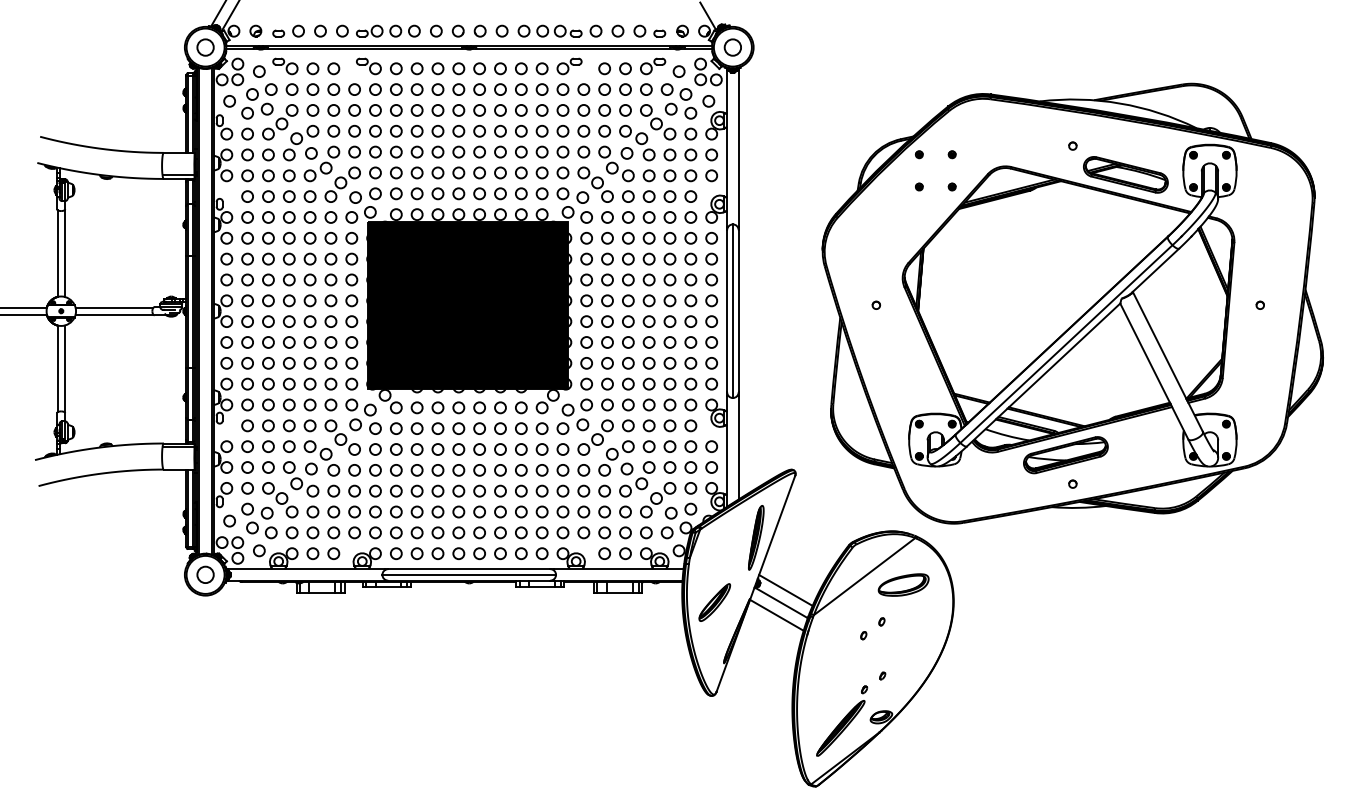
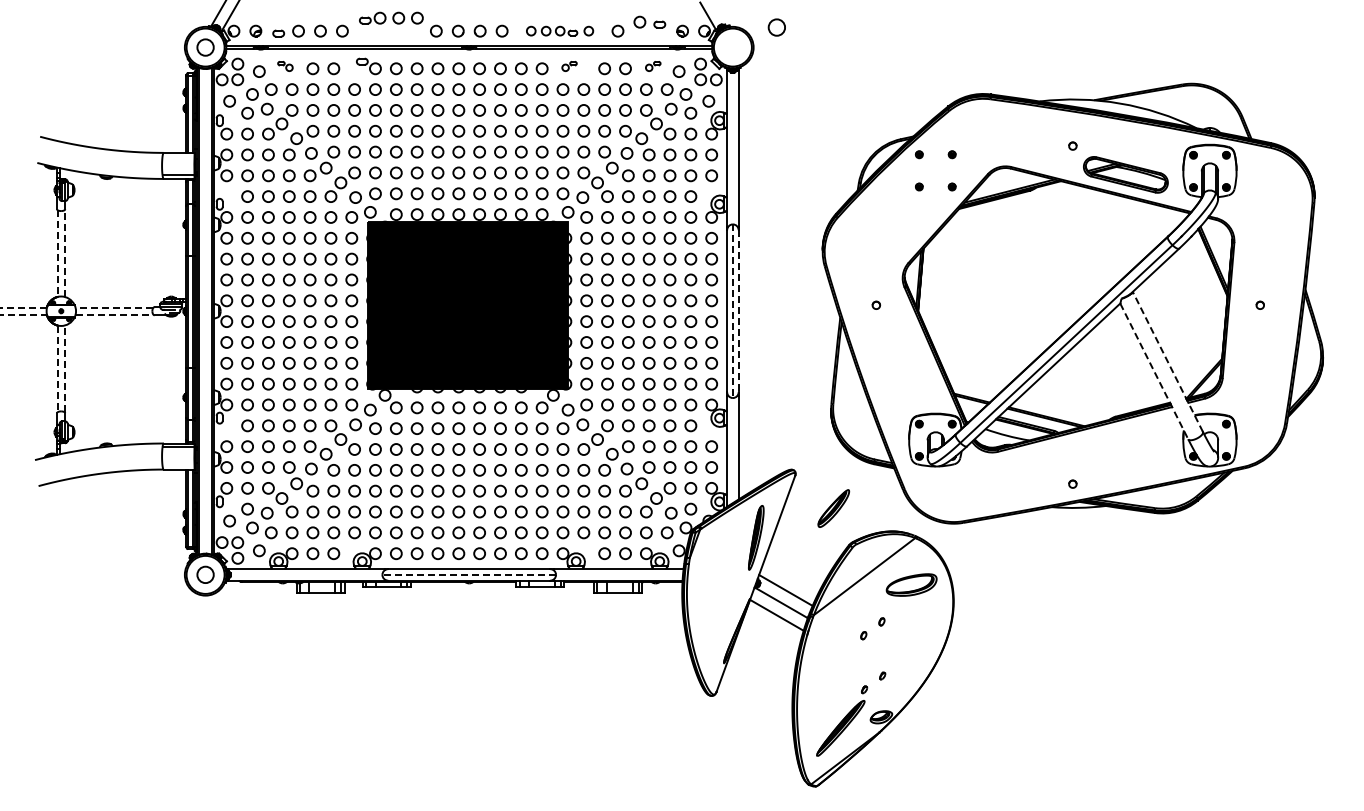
part position: (388, 30) -> (391, 17) (391, 17)
part size: 86x14 px -> 69x12 px (560, 30)
part position: (649, 30) -> (649, 21) (649, 21)
circle position: (732, 47) -> (776, 27) (776, 27)
part size: 27x19 px -> 17x11 px (285, 66)
part size: 27x19 px -> 17x11 px (569, 66)
part size: 27x19 px -> 17x11 px (653, 66)
line: solid -> dashed (64, 253)
line: solid -> dashed (57, 254)
line: solid -> dashed (23, 307)
line: solid -> dashed (114, 307)
line: solid -> dashed (732, 311)
line: solid -> dashed (738, 311)
line: solid -> dashed (24, 314)
line: solid -> dashed (114, 314)
line: solid -> dashed (1167, 361)
line: solid -> dashed (64, 368)
line: solid -> dashed (57, 369)
line: solid -> dashed (1154, 371)
part: present -> none (1065, 455)
line: solid -> dashed (469, 574)
part position: (903, 584) -> (911, 584) (911, 584)
part position: (714, 602) -> (833, 508) (833, 508)
